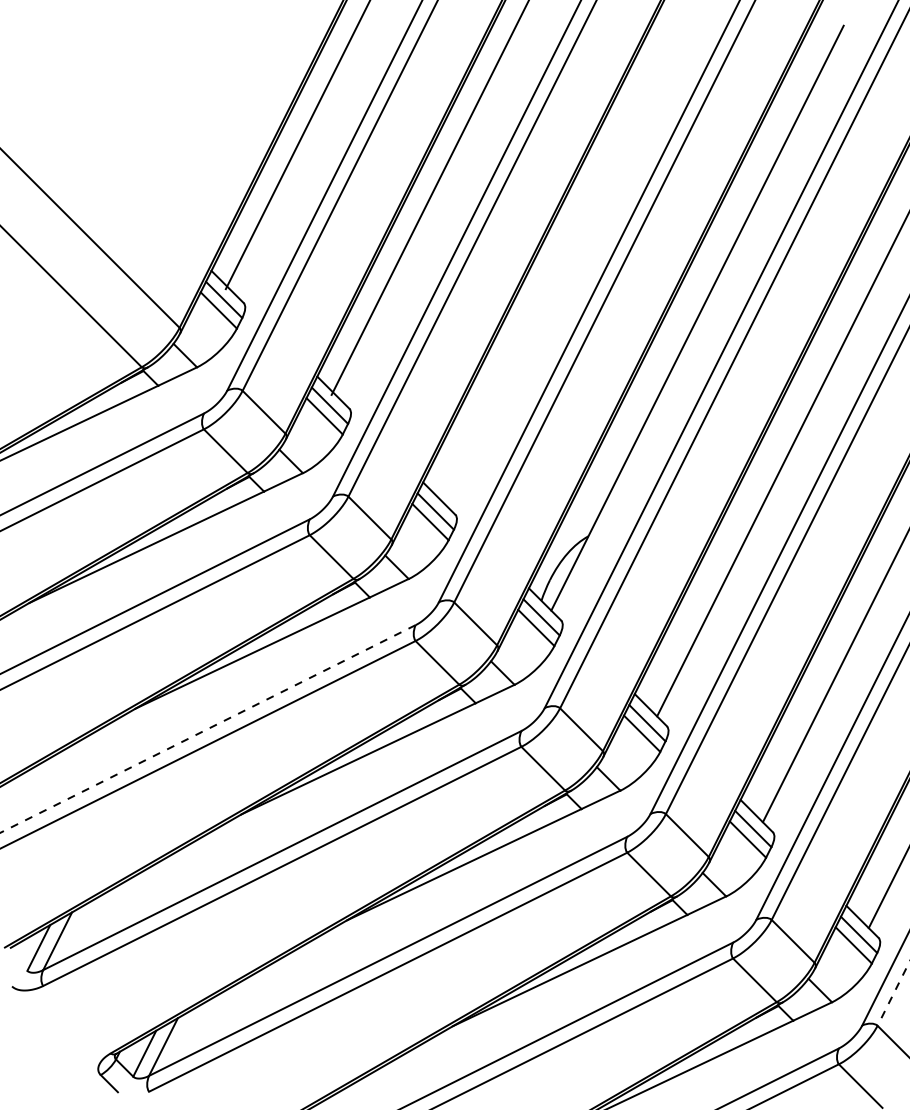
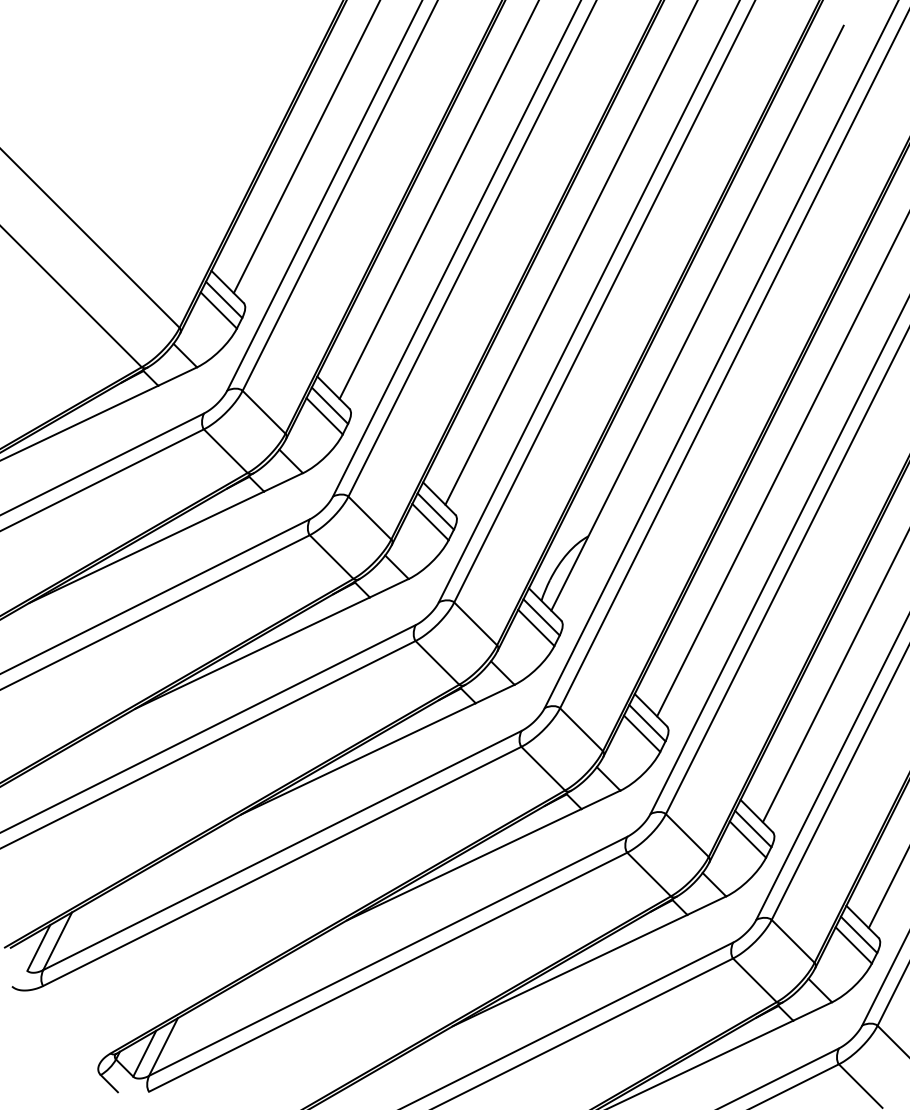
line position: (297, 145) -> (306, 147) (306, 147)
line position: (429, 198) -> (438, 200) (438, 200)
line: none -> present (570, 253)
line: dashed -> solid (207, 729)
line: dashed -> solid (893, 993)
